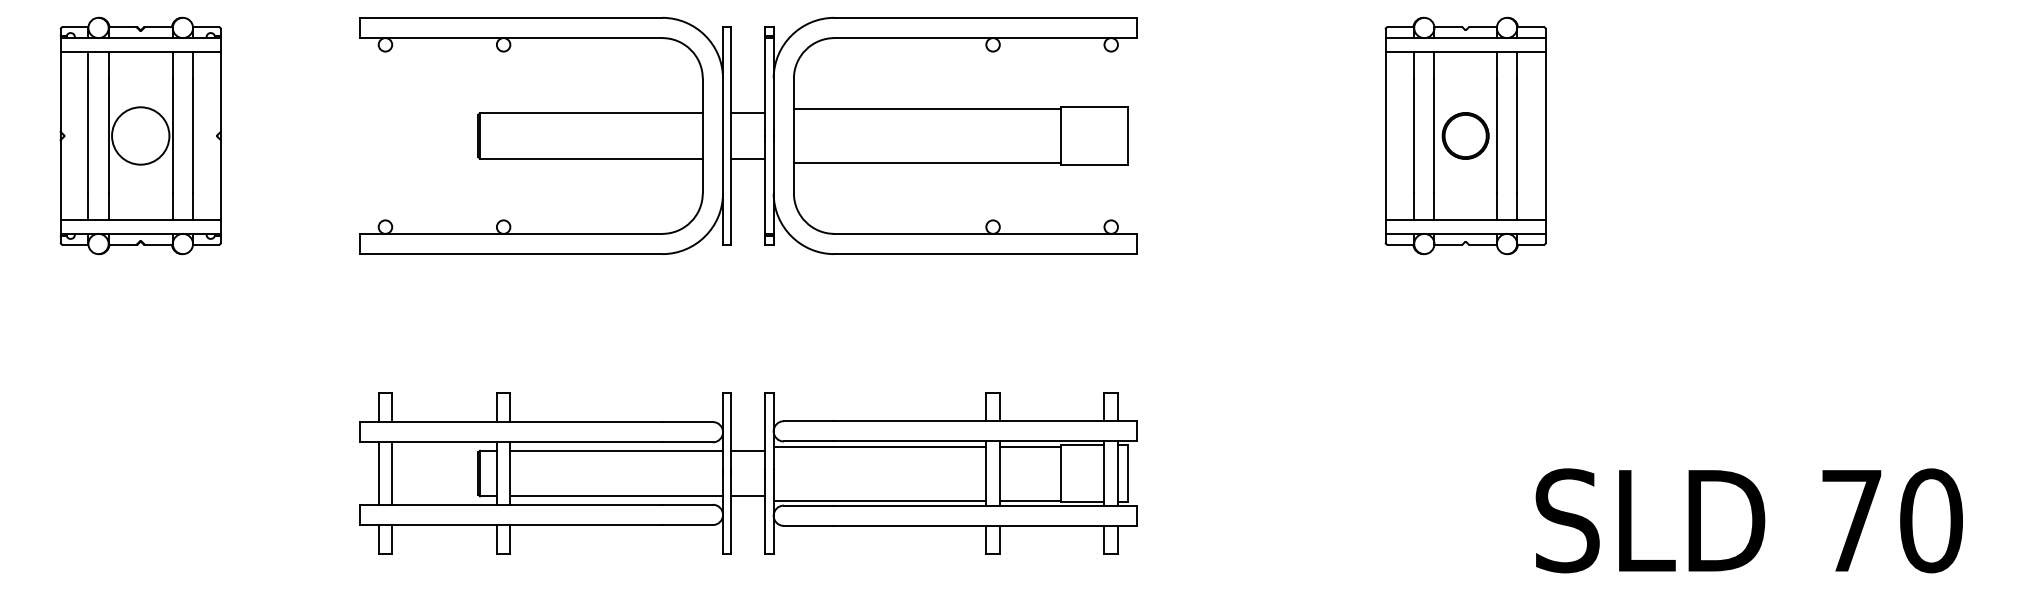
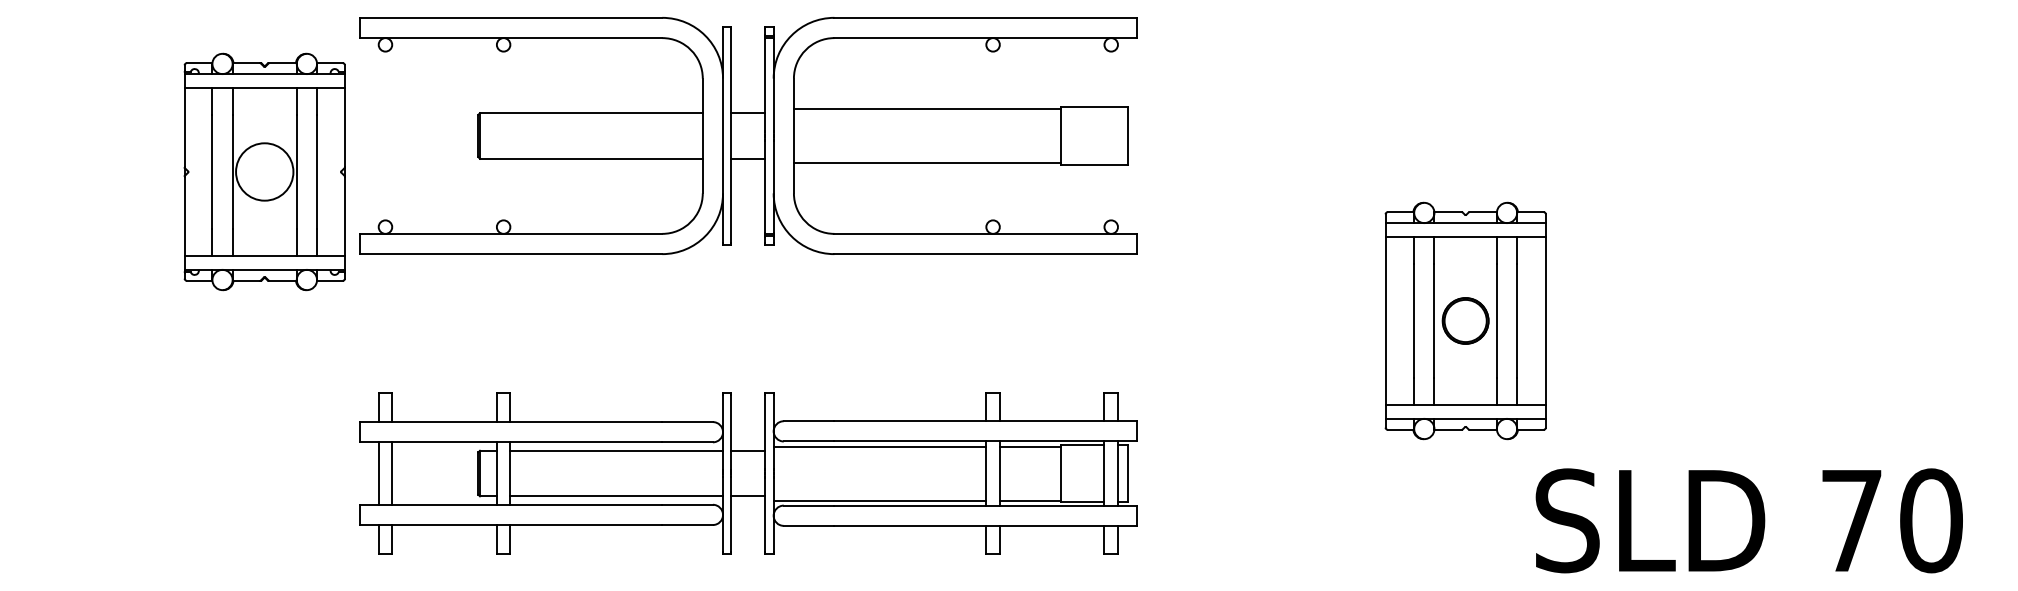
part position: (140, 135) -> (264, 171) (264, 171)
part position: (1465, 135) -> (1465, 320) (1465, 320)
